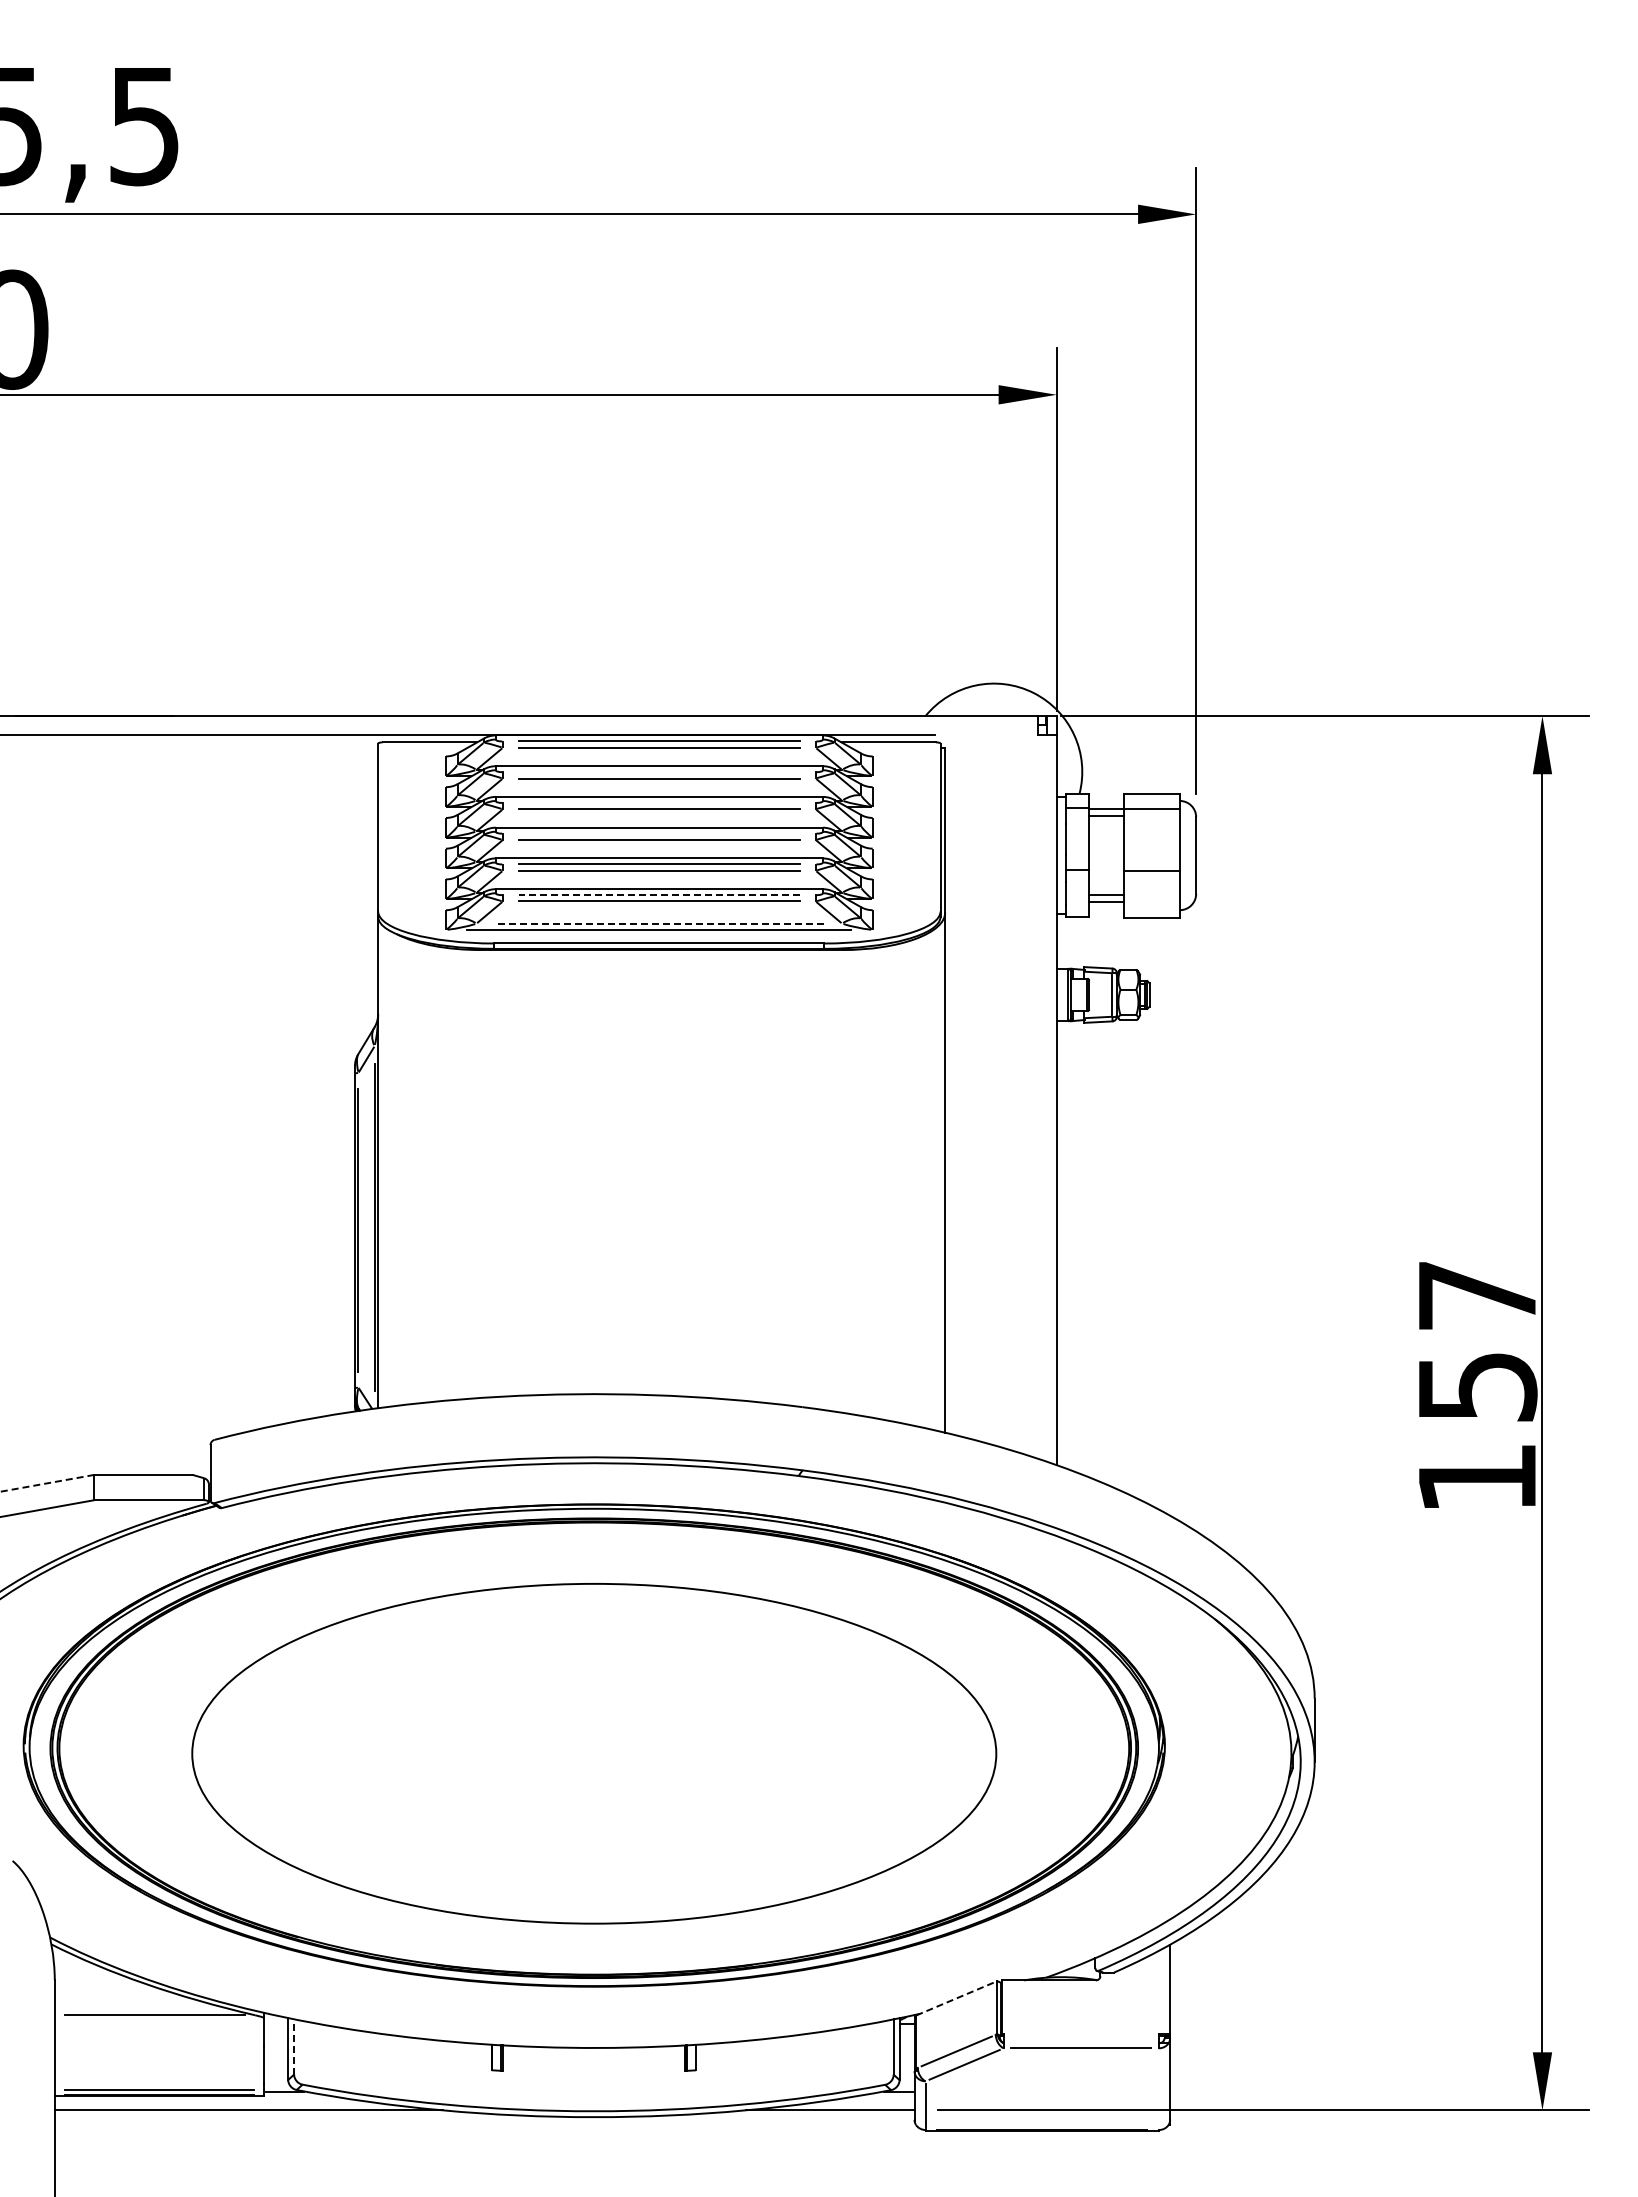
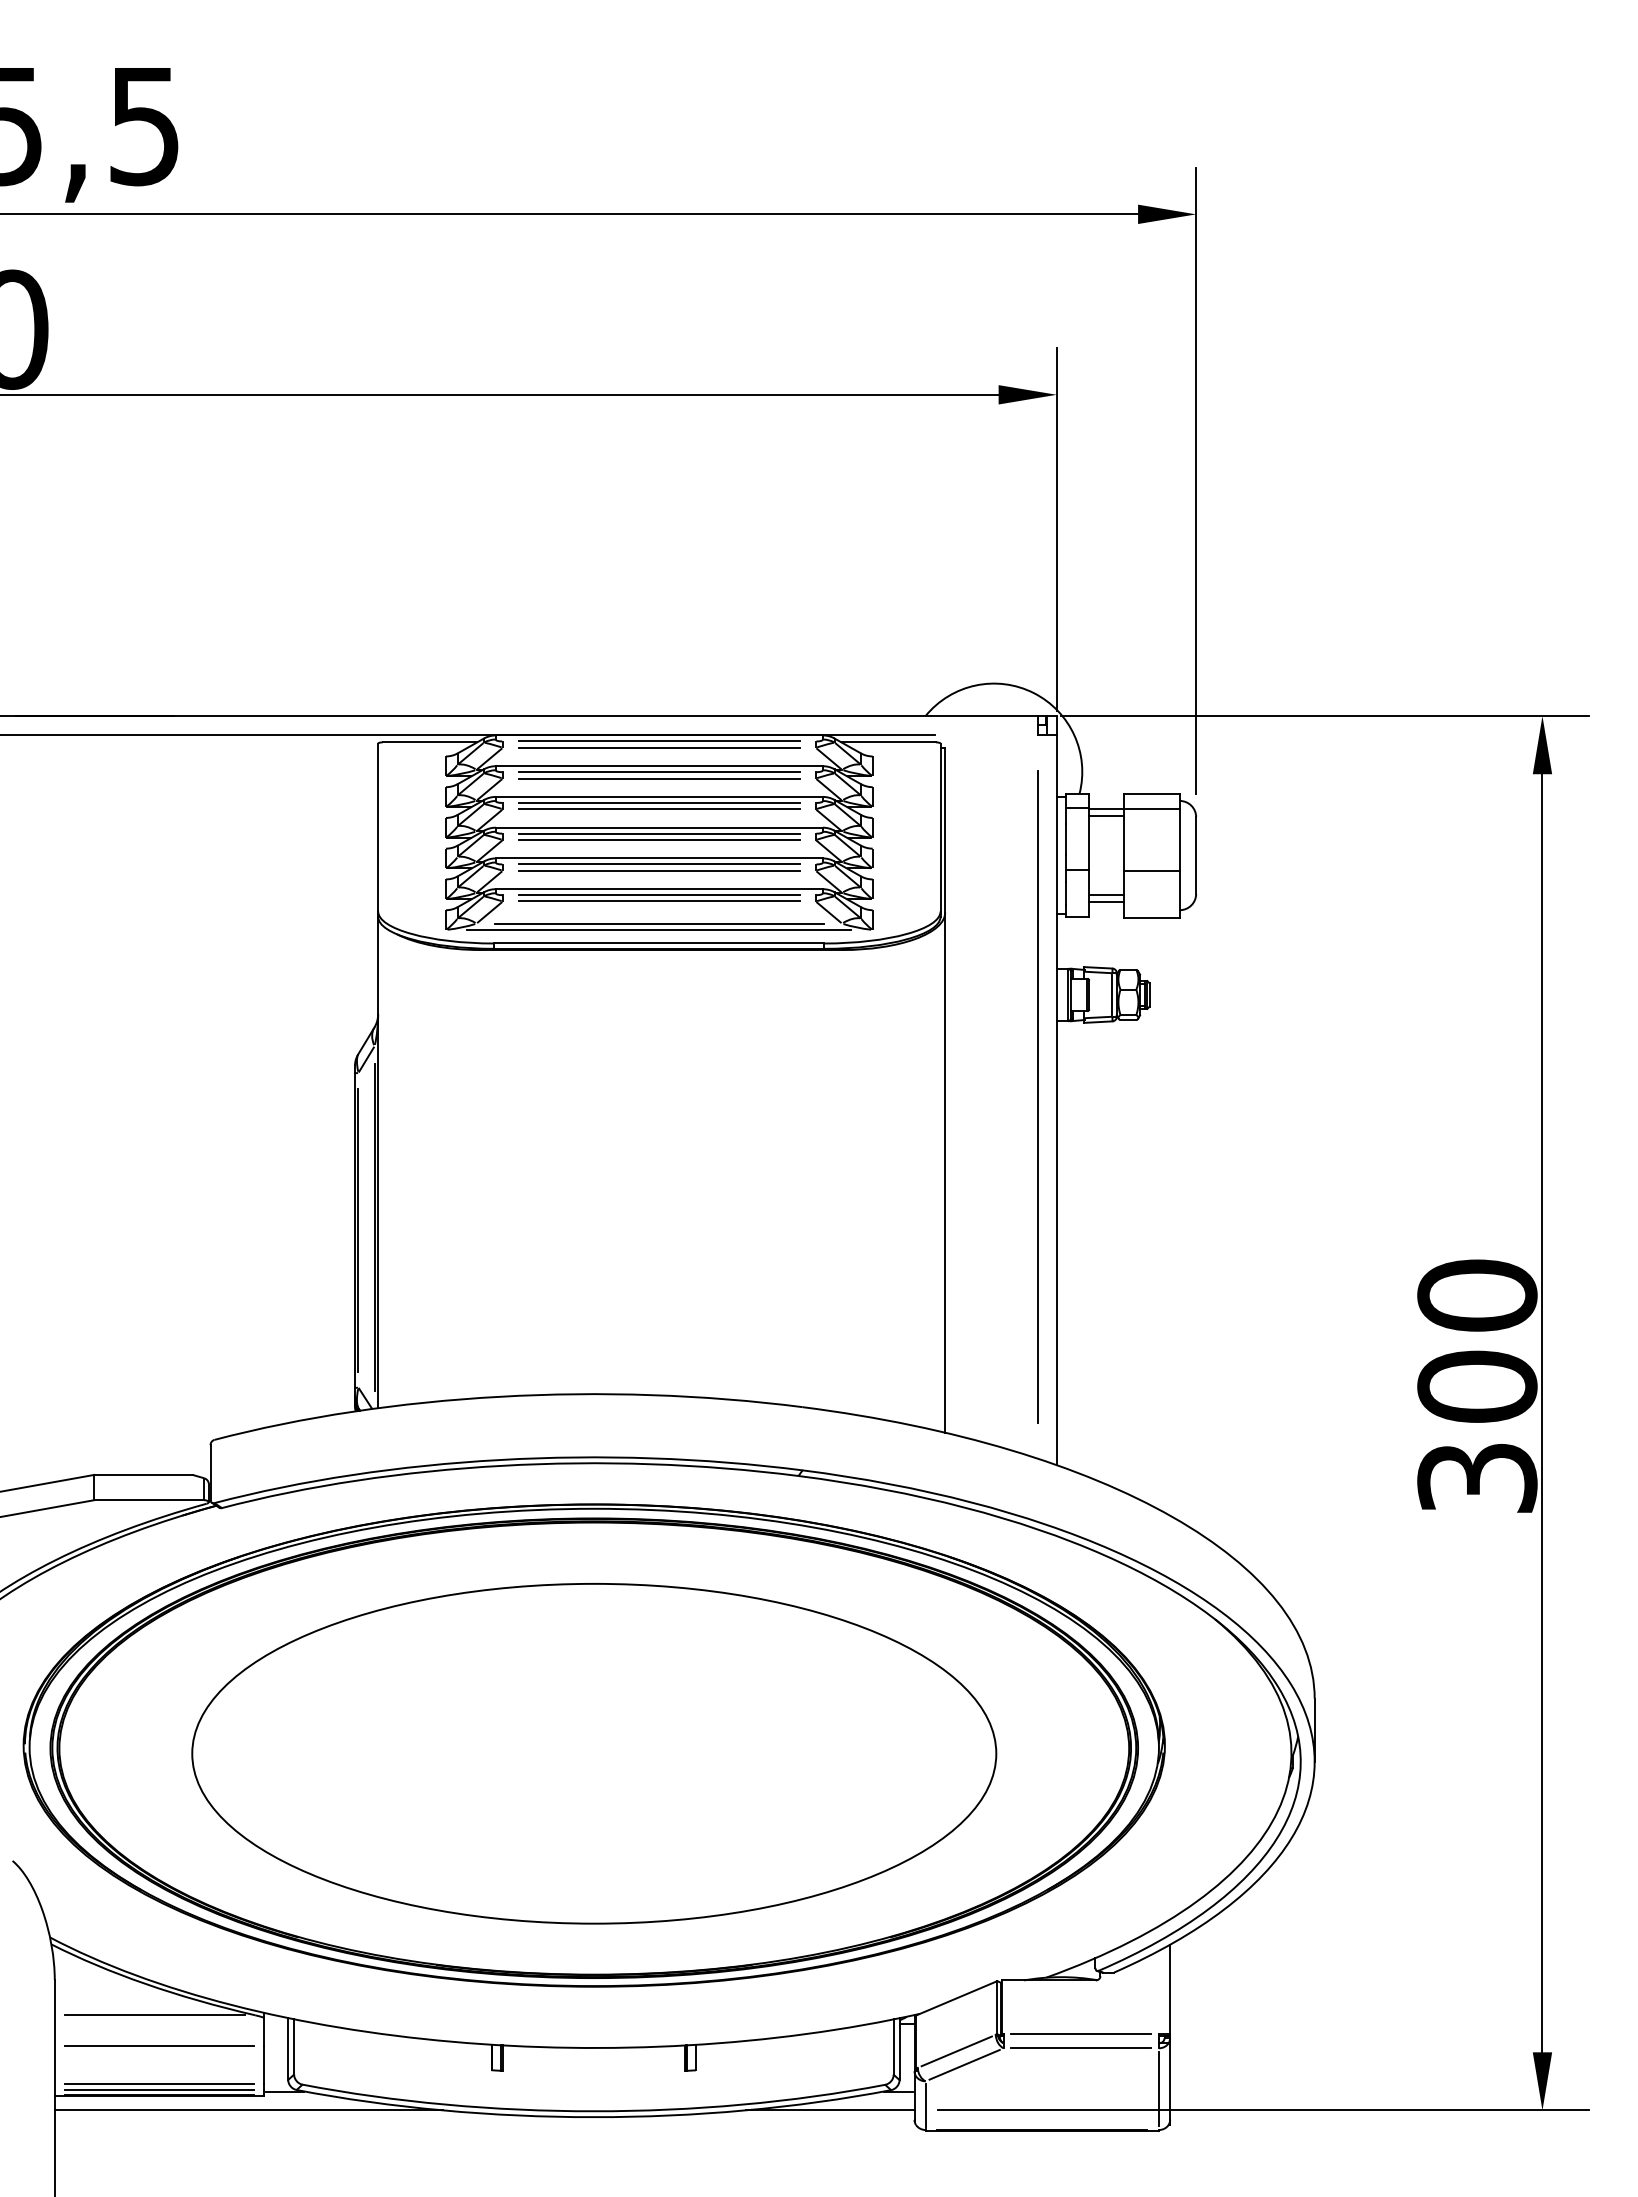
line: none -> present (659, 772)
line: none -> present (659, 802)
line: none -> present (659, 833)
line: dashed -> solid (659, 895)
line: dashed -> solid (658, 923)
line: none -> present (1038, 1096)
text: 157 -> 300 (1477, 1385)
line: dashed -> solid (47, 1483)
line: dashed -> solid (956, 1998)
line: none -> present (1081, 2033)
line: none -> present (159, 2045)
line: dashed -> solid (294, 2046)
line: none -> present (159, 2084)
line: none -> present (1158, 2088)
